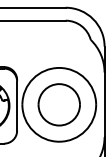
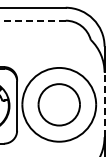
line: solid -> dashed (32, 20)
line: solid -> dashed (104, 104)
